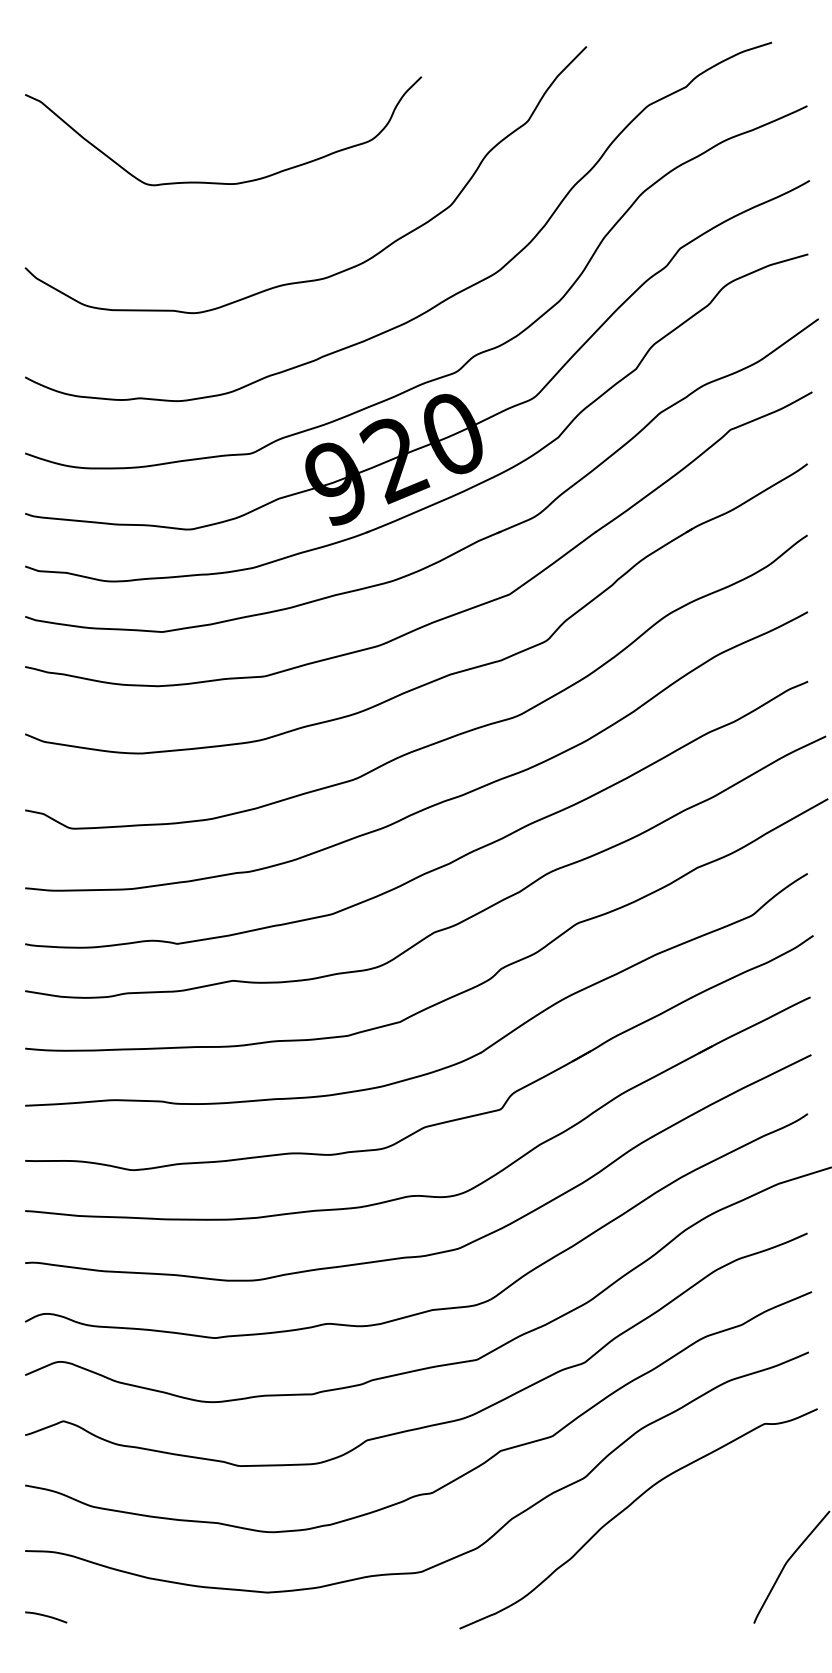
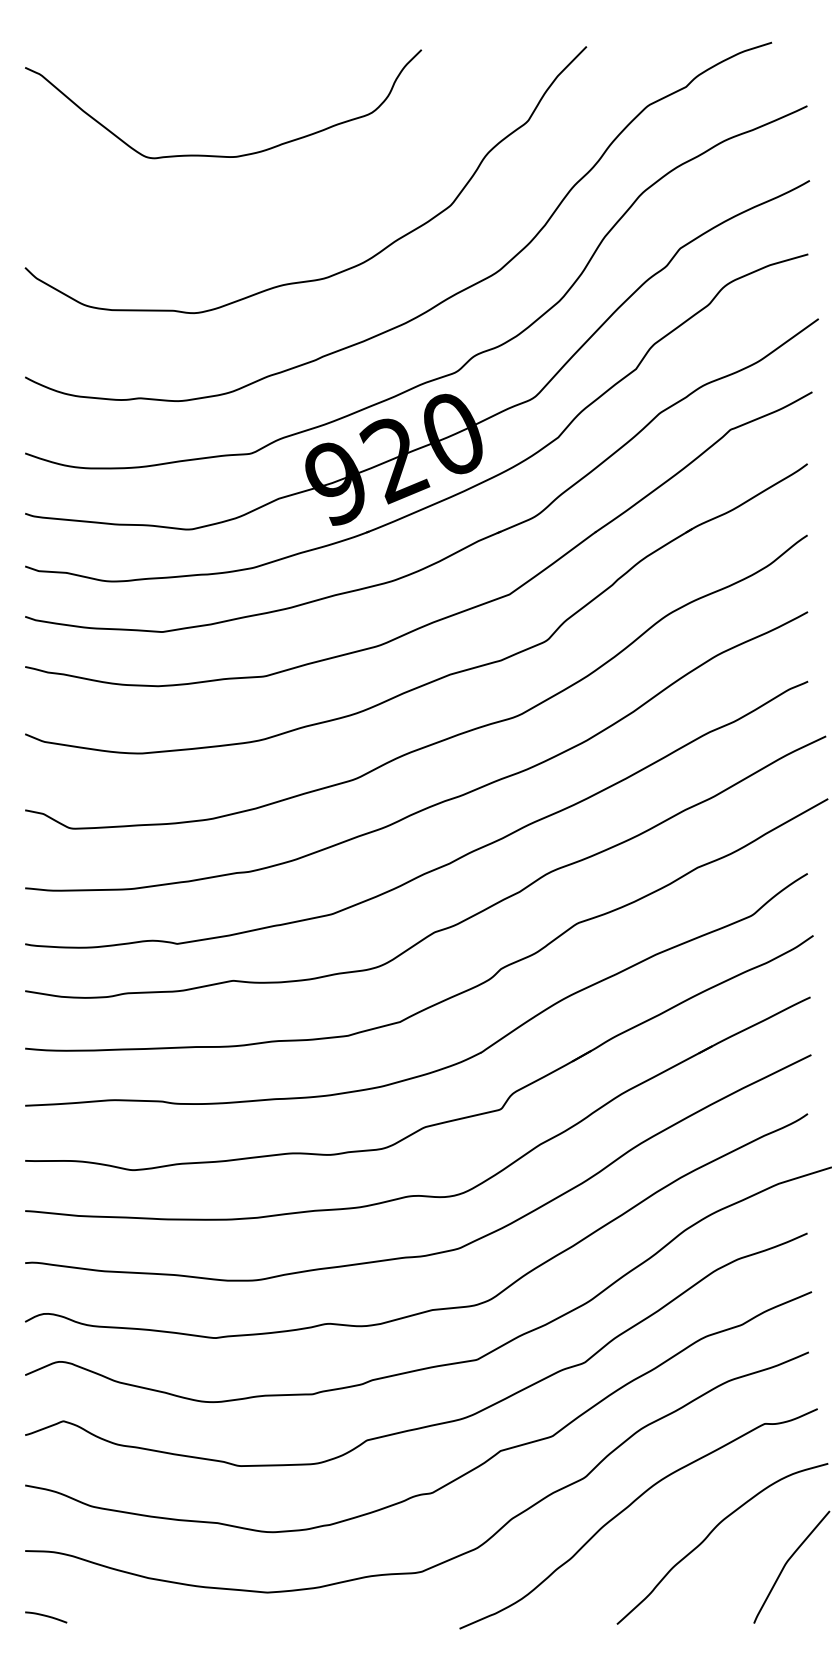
curve position: (223, 182) -> (223, 155) (223, 155)
curve: none -> present (712, 1532)
